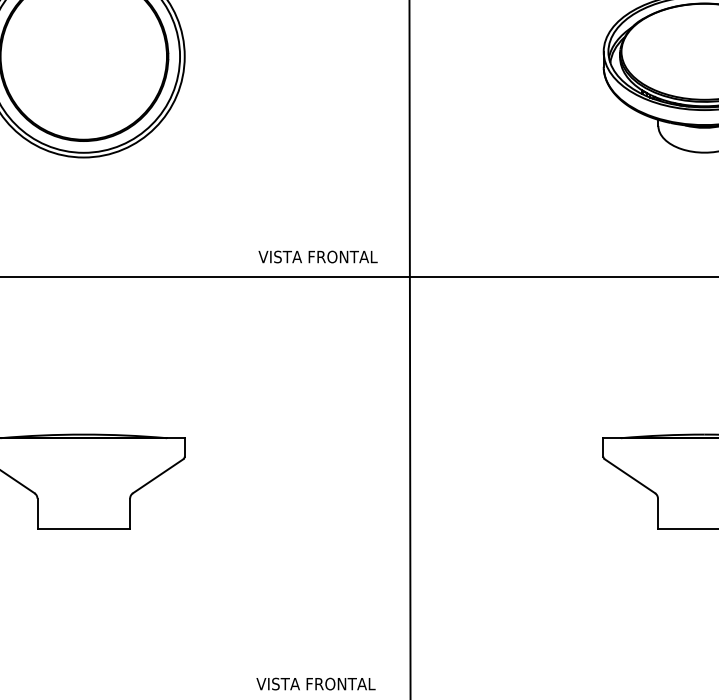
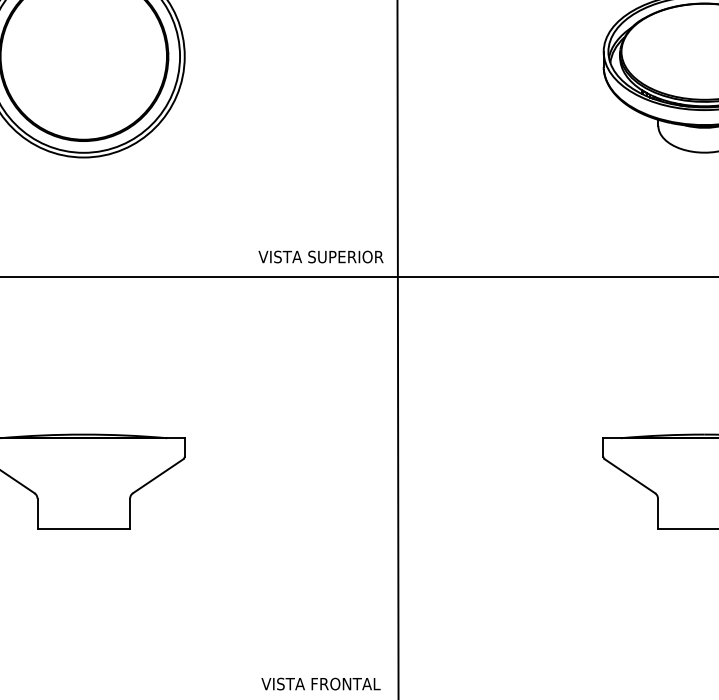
text: VISTA FRONTAL -> VISTA SUPERIOR (345, 256)
line position: (409, 349) -> (397, 349) (397, 349)
text position: (315, 683) -> (320, 683) (320, 683)
